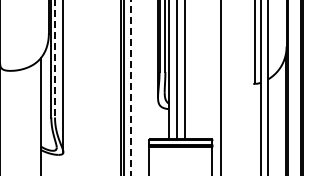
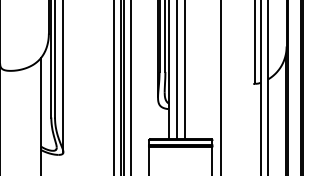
line: dashed -> solid (55, 58)
line: none -> present (114, 87)
line: dashed -> solid (131, 88)
